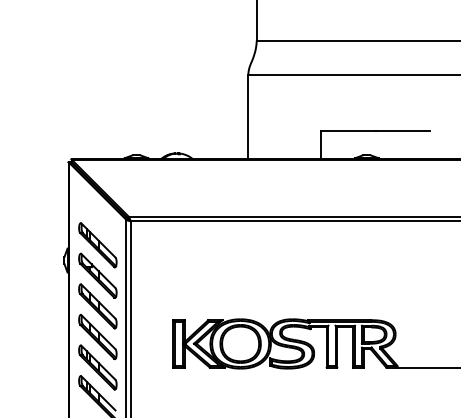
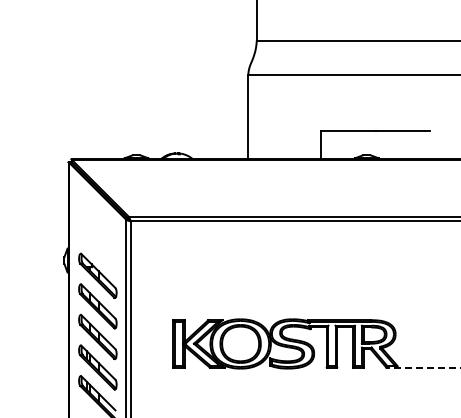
part: present -> none (97, 245)
line: solid -> dashed (423, 367)
